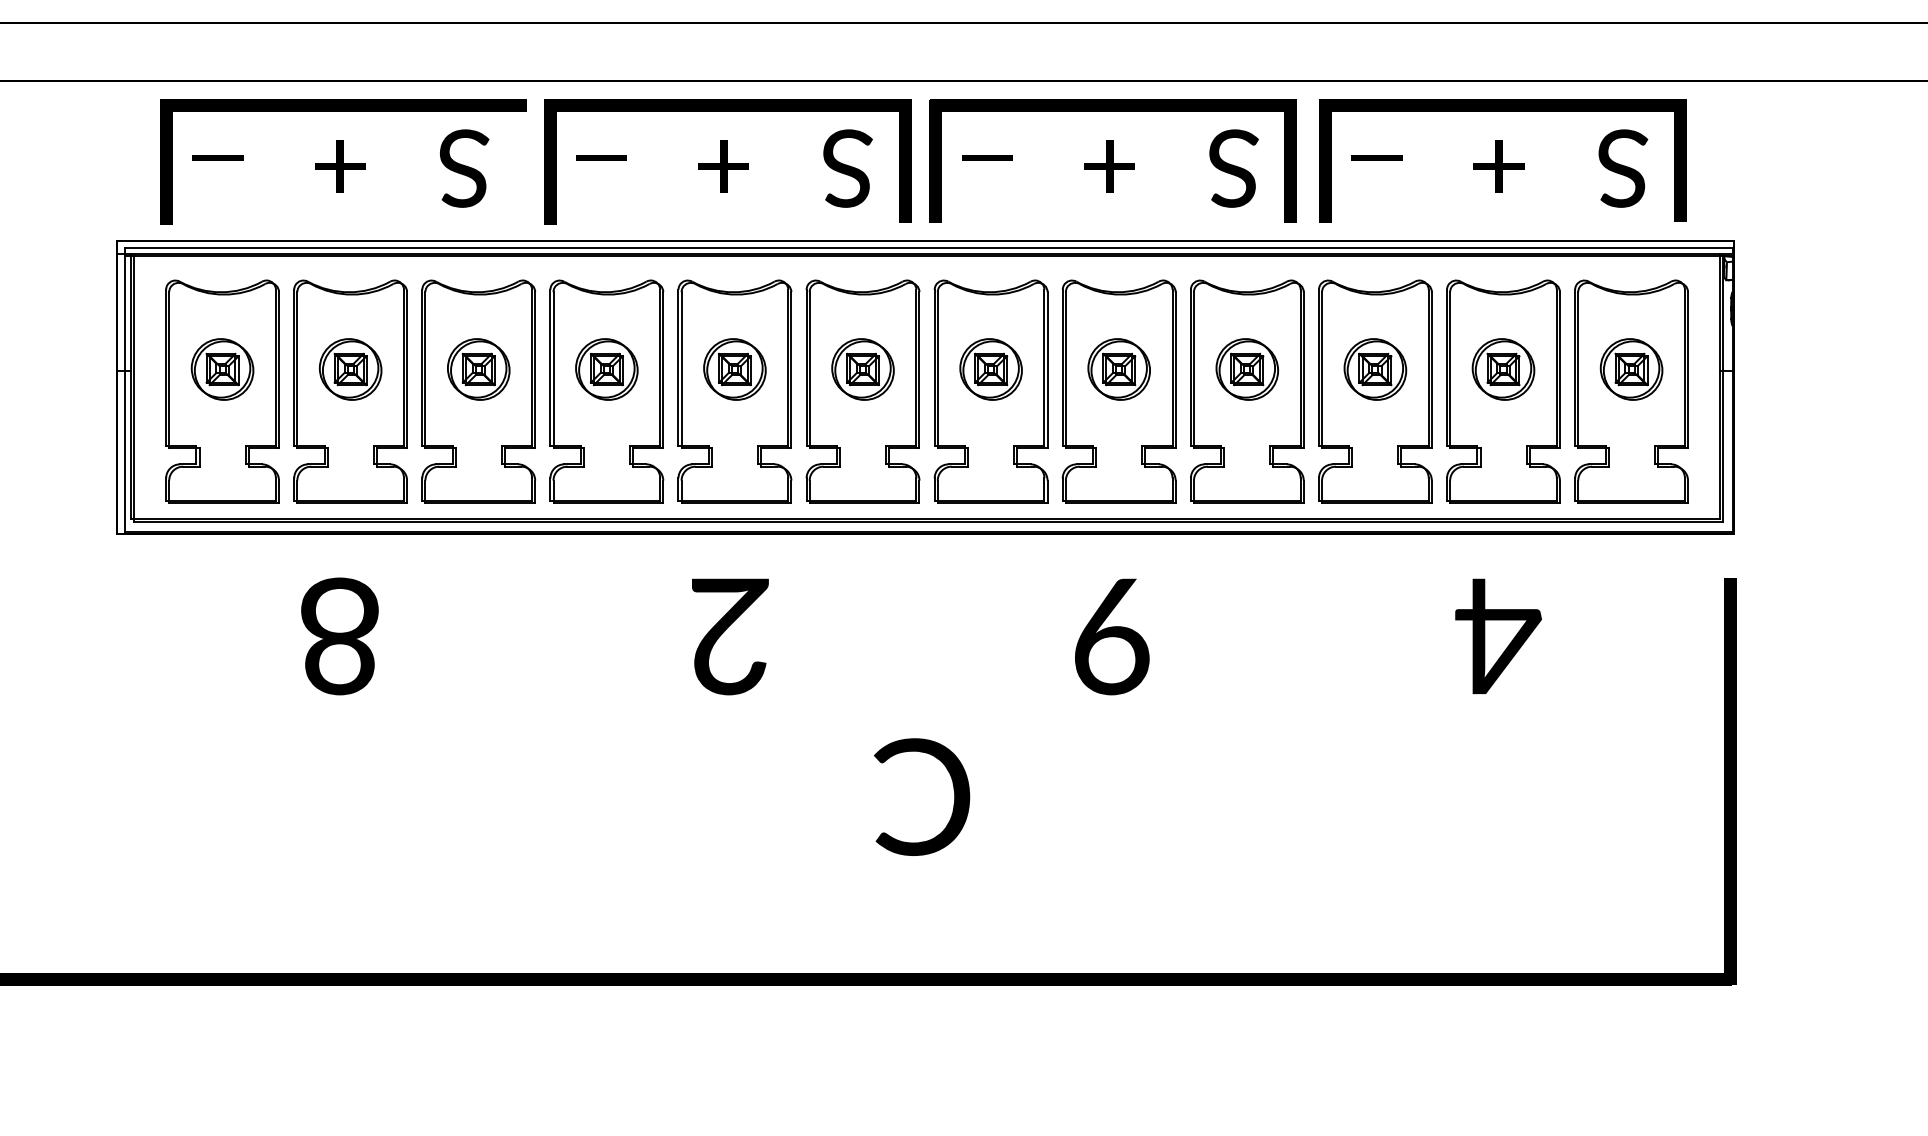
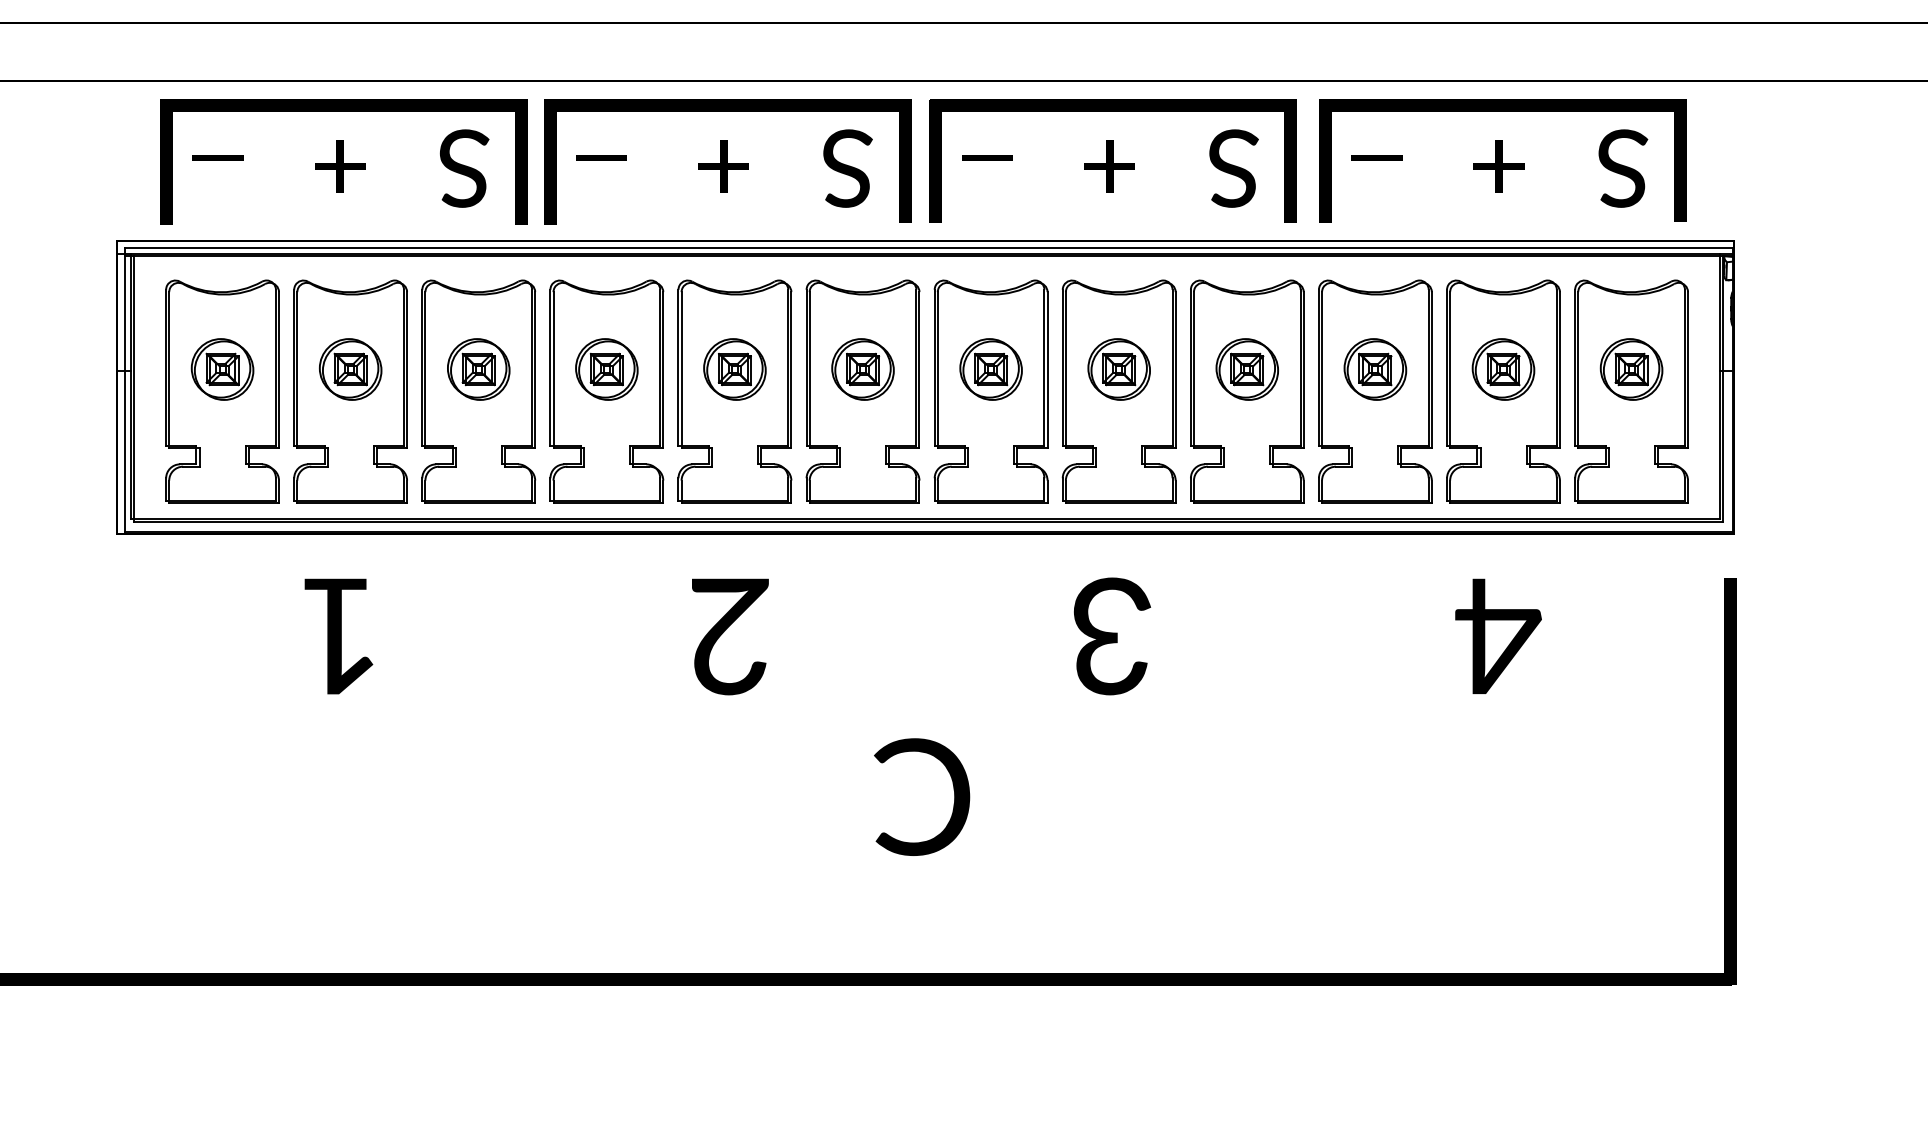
fill: none -> present (520, 162)
text: 8 -> 1 (339, 636)
text: 9 -> 3 (1112, 636)
